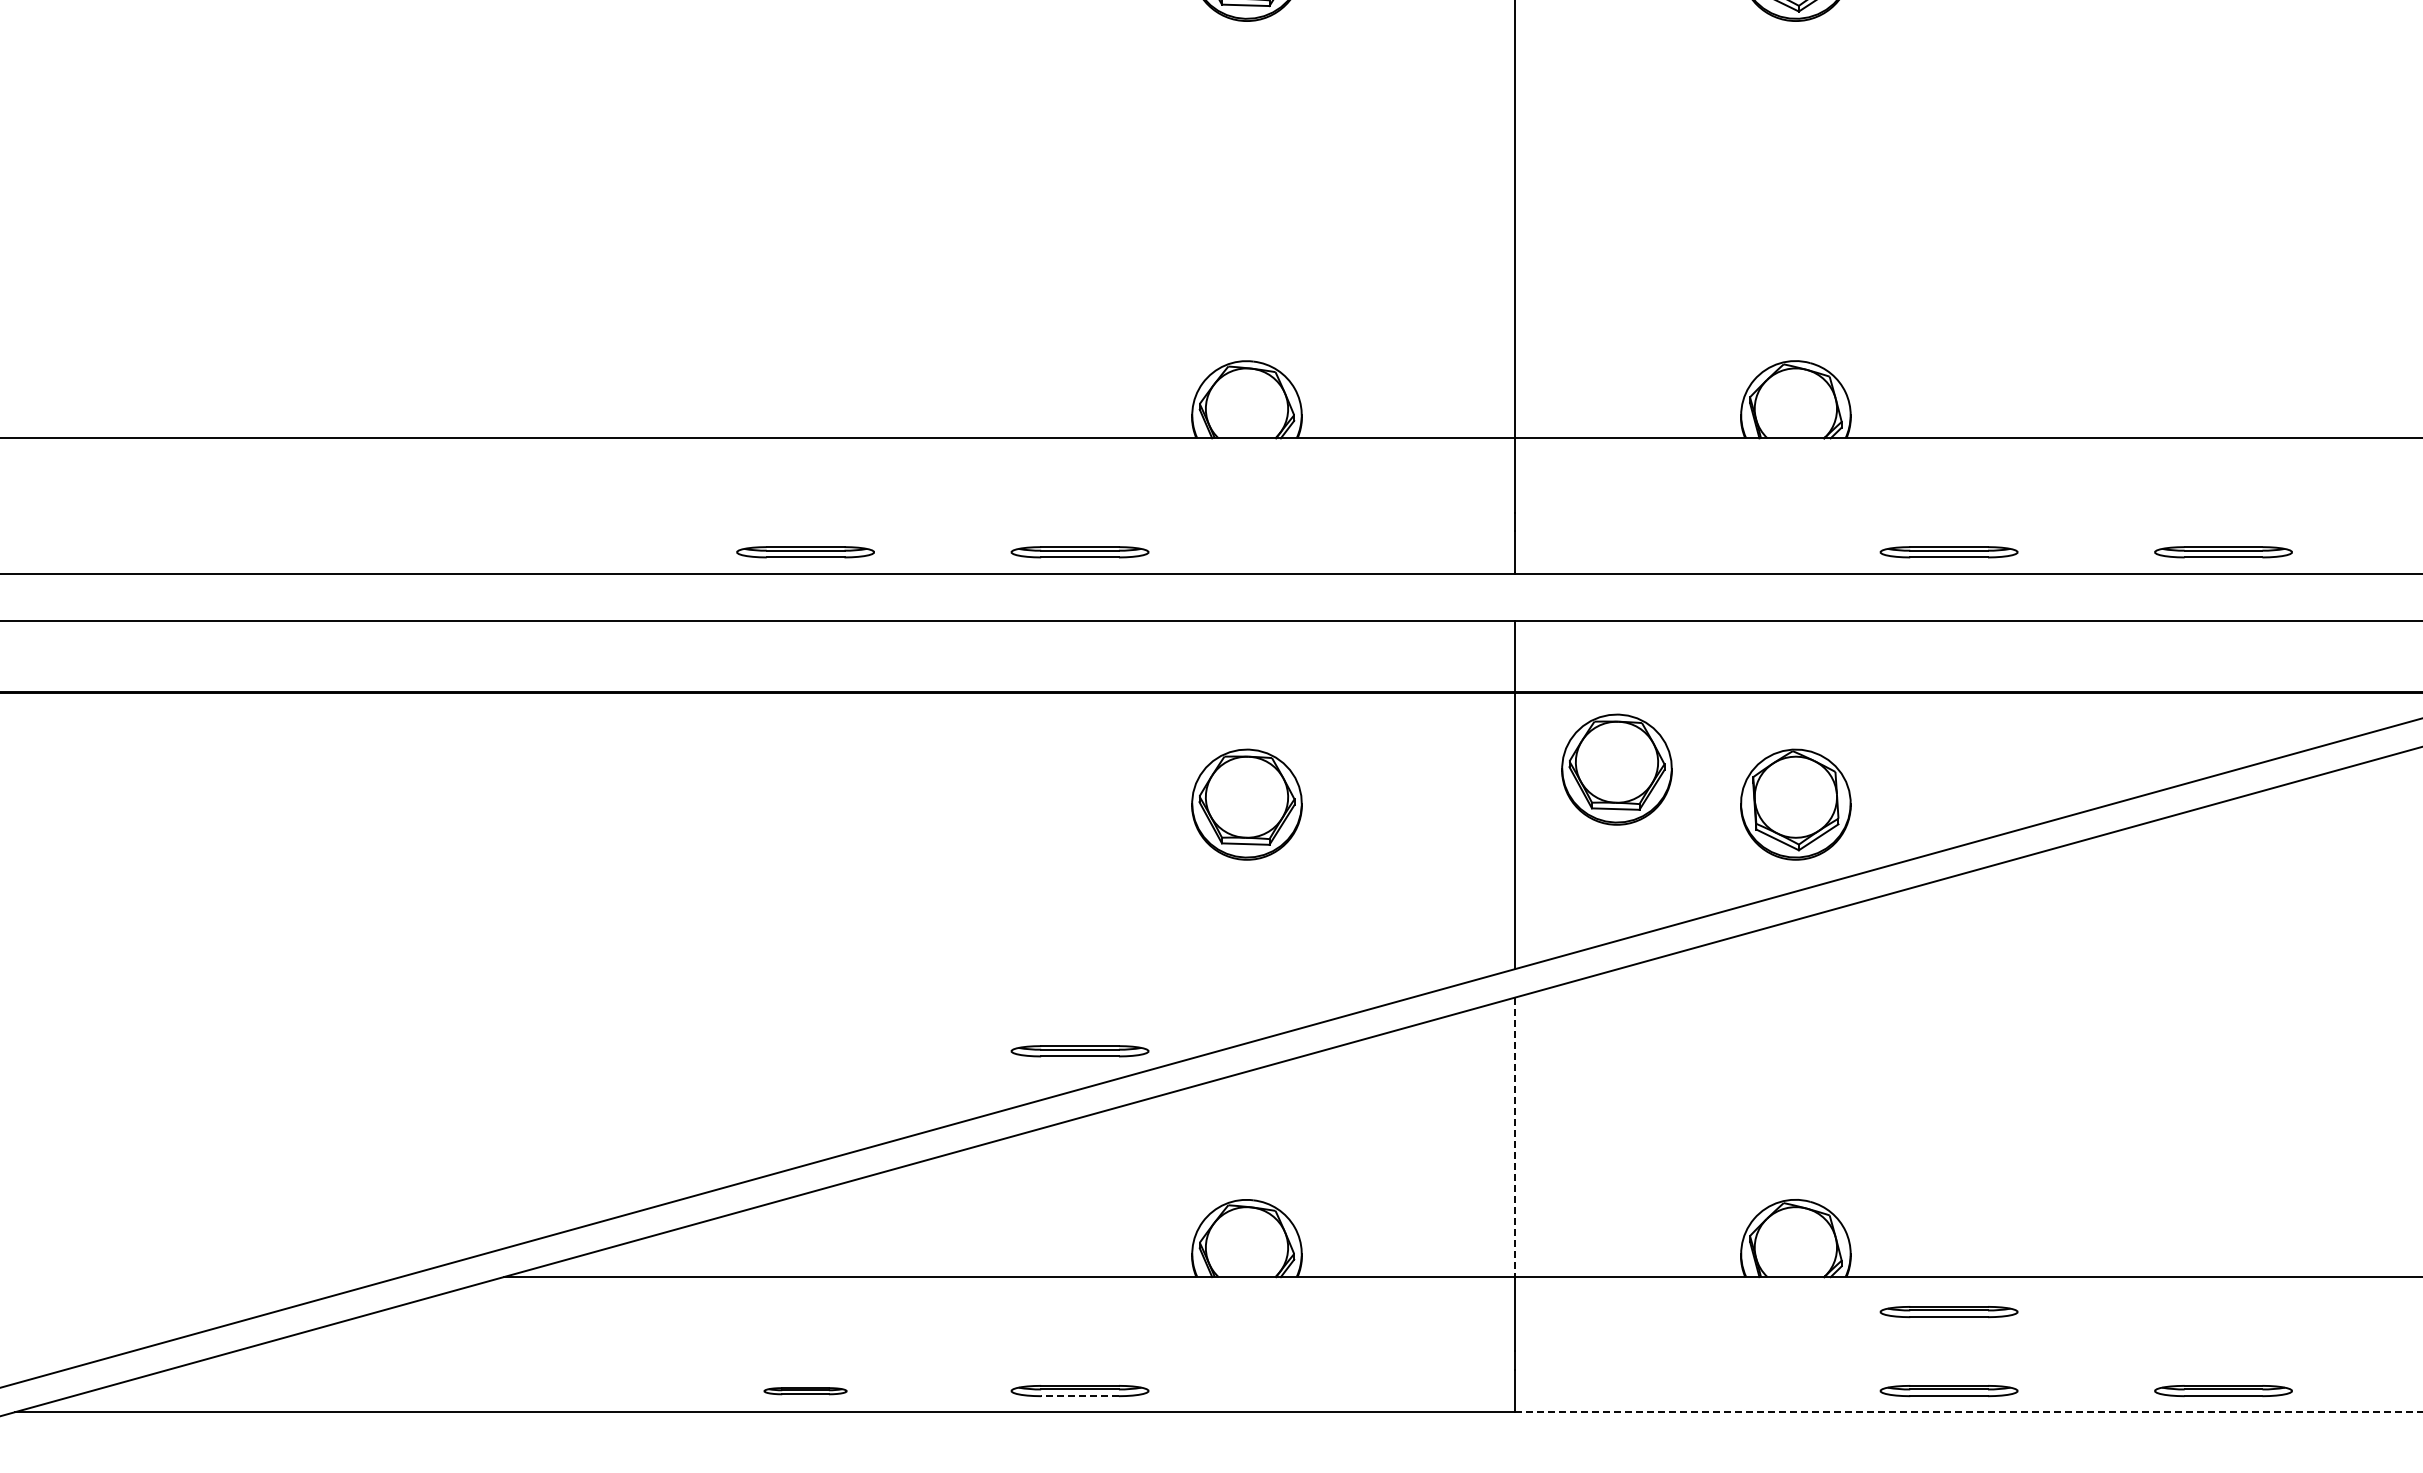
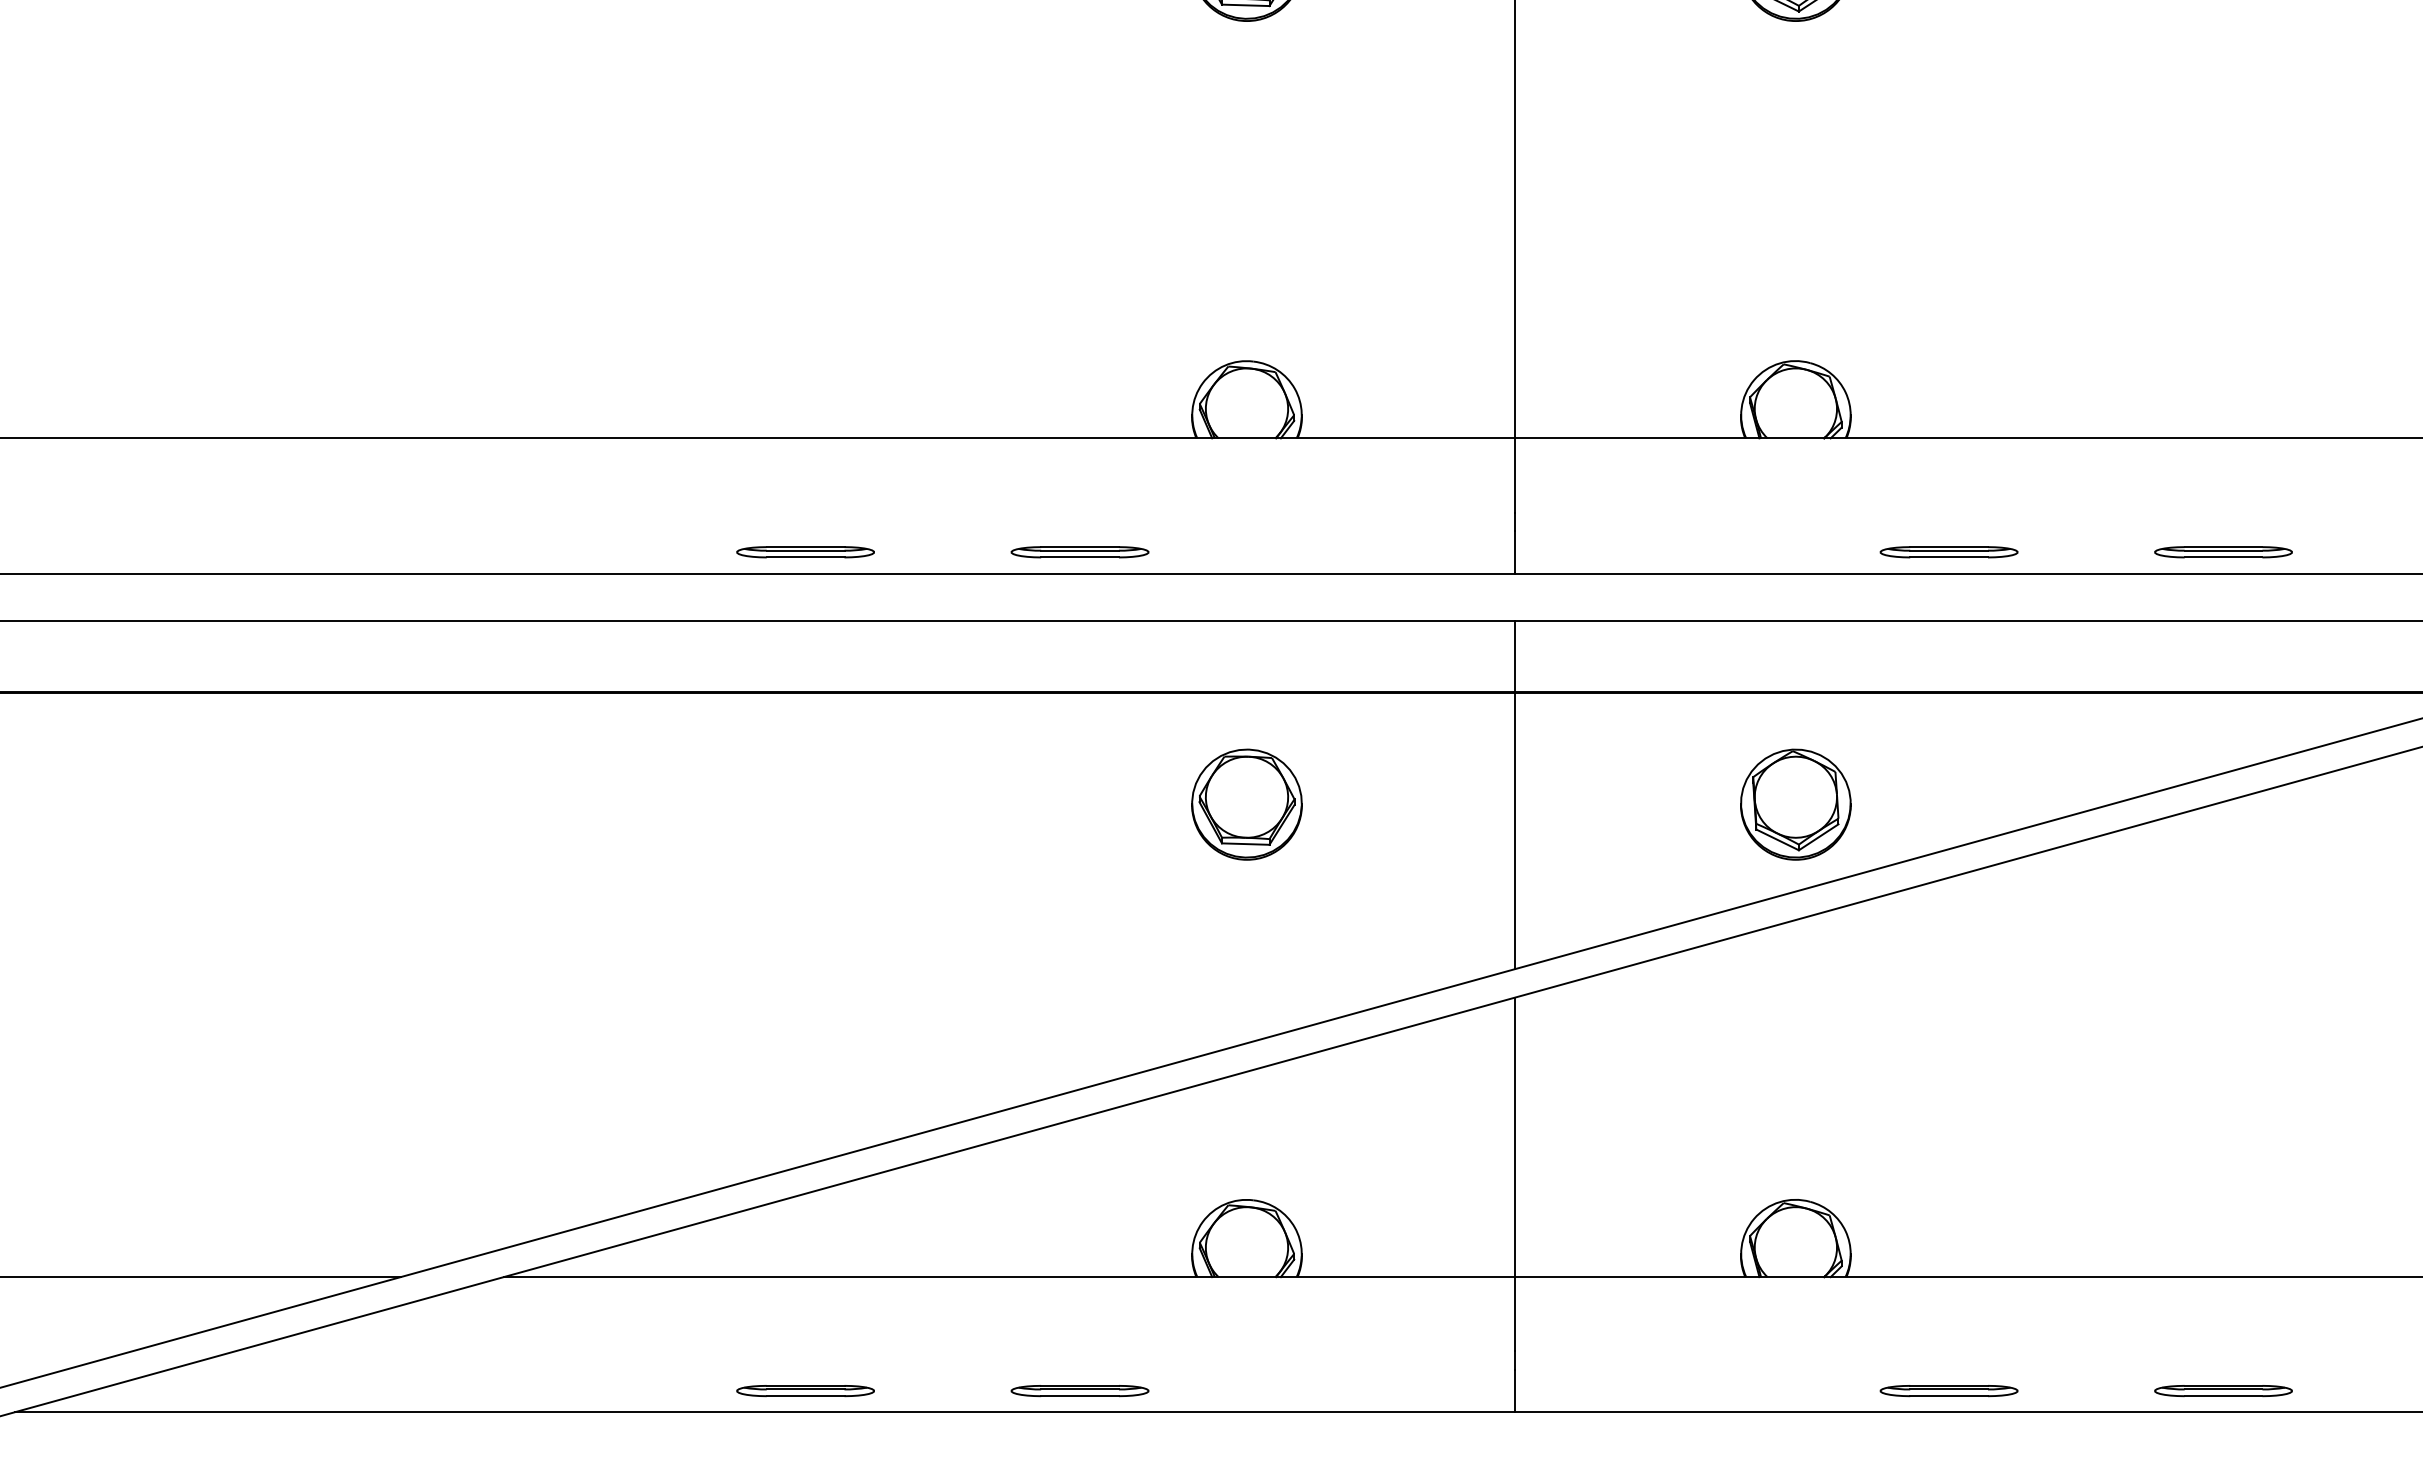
part: present -> none (1616, 769)
part: present -> none (1079, 1051)
line: dashed -> solid (1514, 1137)
line: none -> present (201, 1277)
part: present -> none (1948, 1312)
part size: 85x9 px -> 139x13 px (805, 1391)
line: dashed -> solid (1080, 1396)
line: dashed -> solid (1968, 1412)
